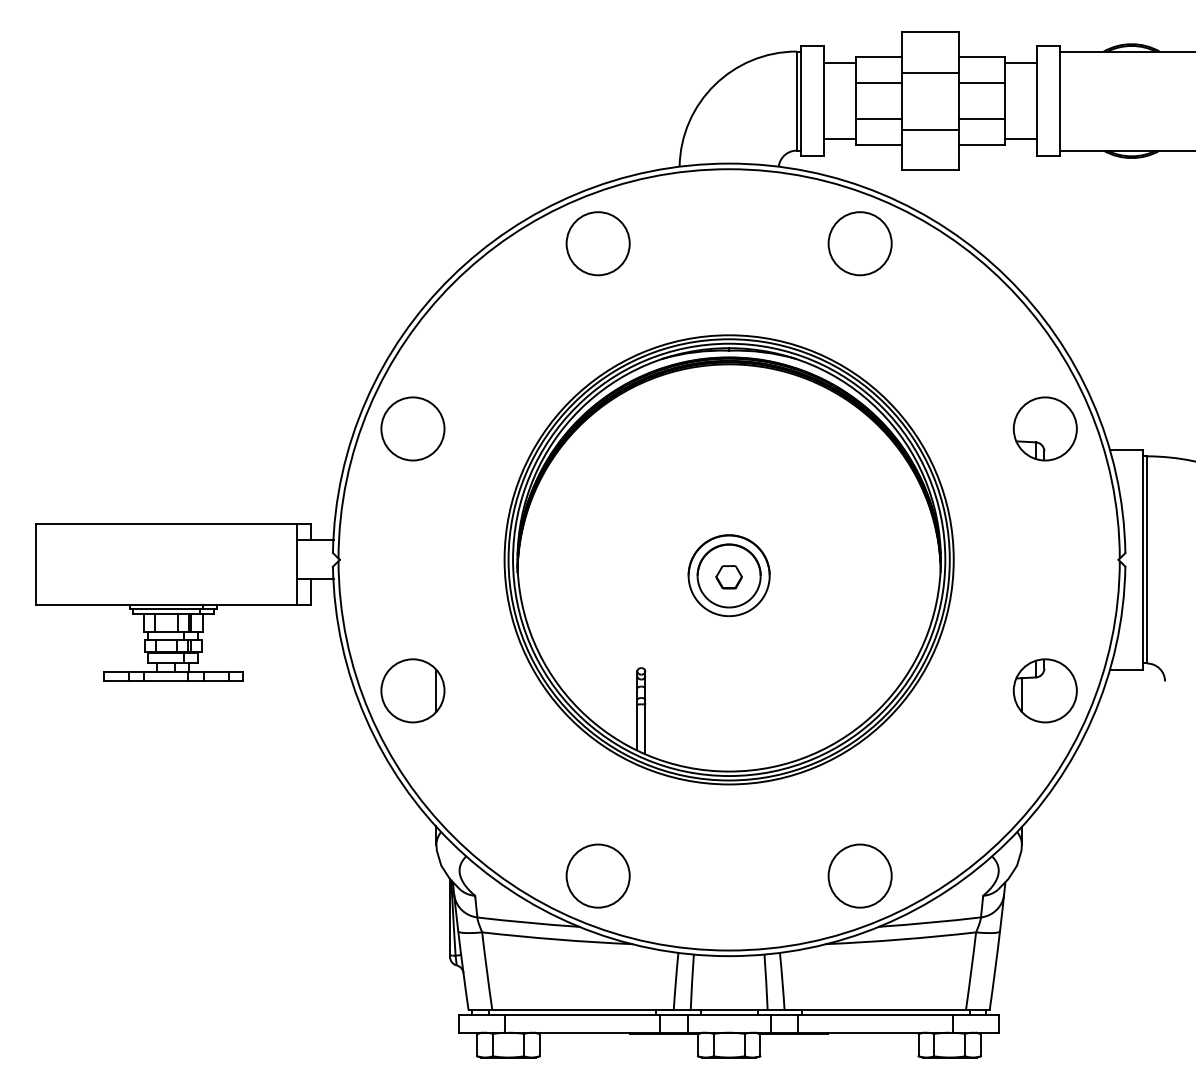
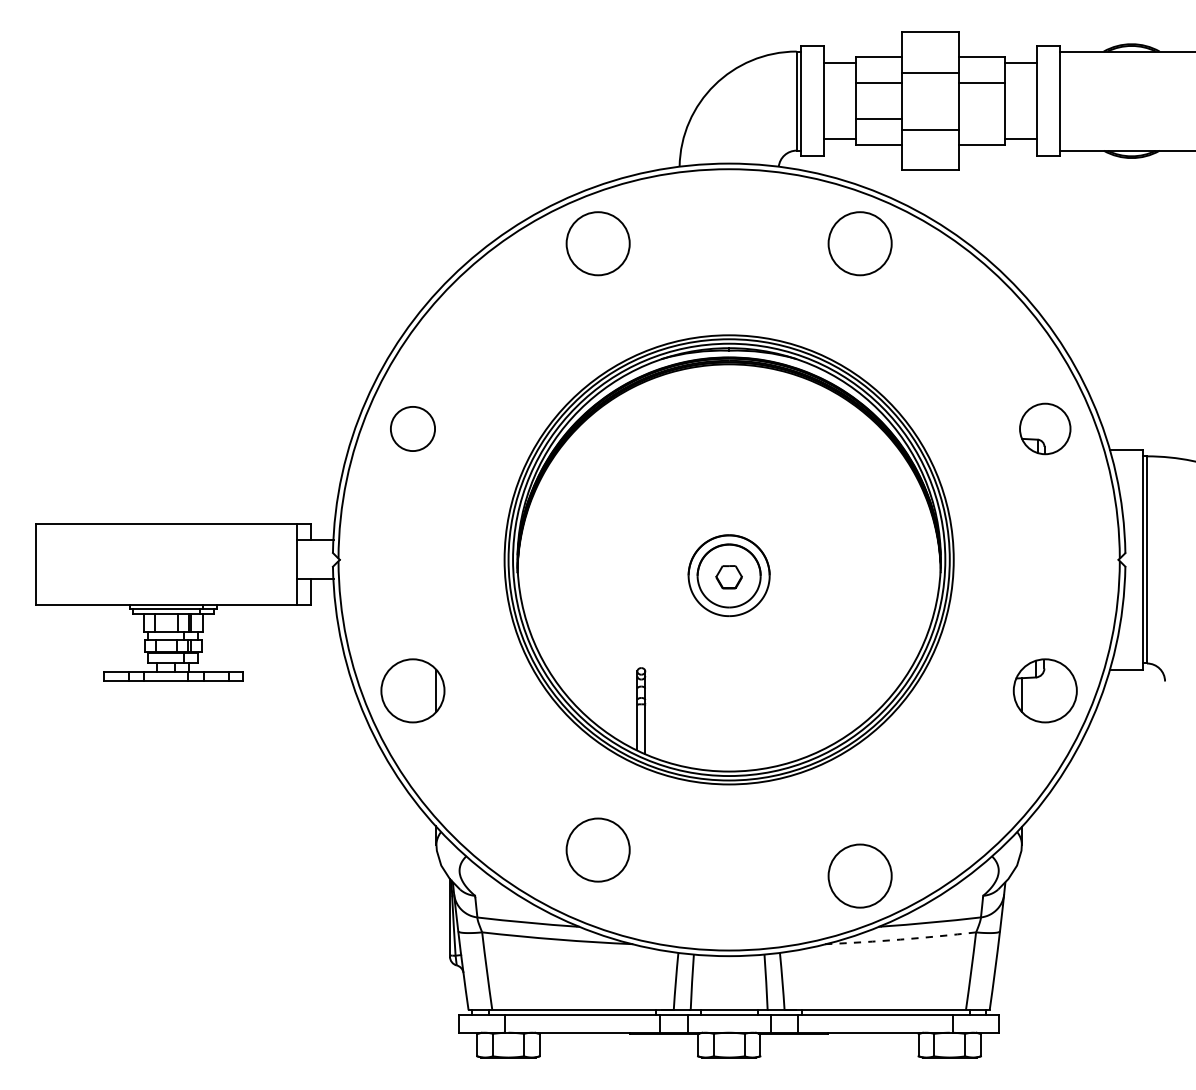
line: present -> none (981, 119)
circle diameter: 63 px -> 44 px (412, 428)
part size: 66x66 px -> 53x54 px (1045, 428)
circle position: (597, 875) -> (597, 849) (597, 849)
arc: solid -> dashed (900, 939)
